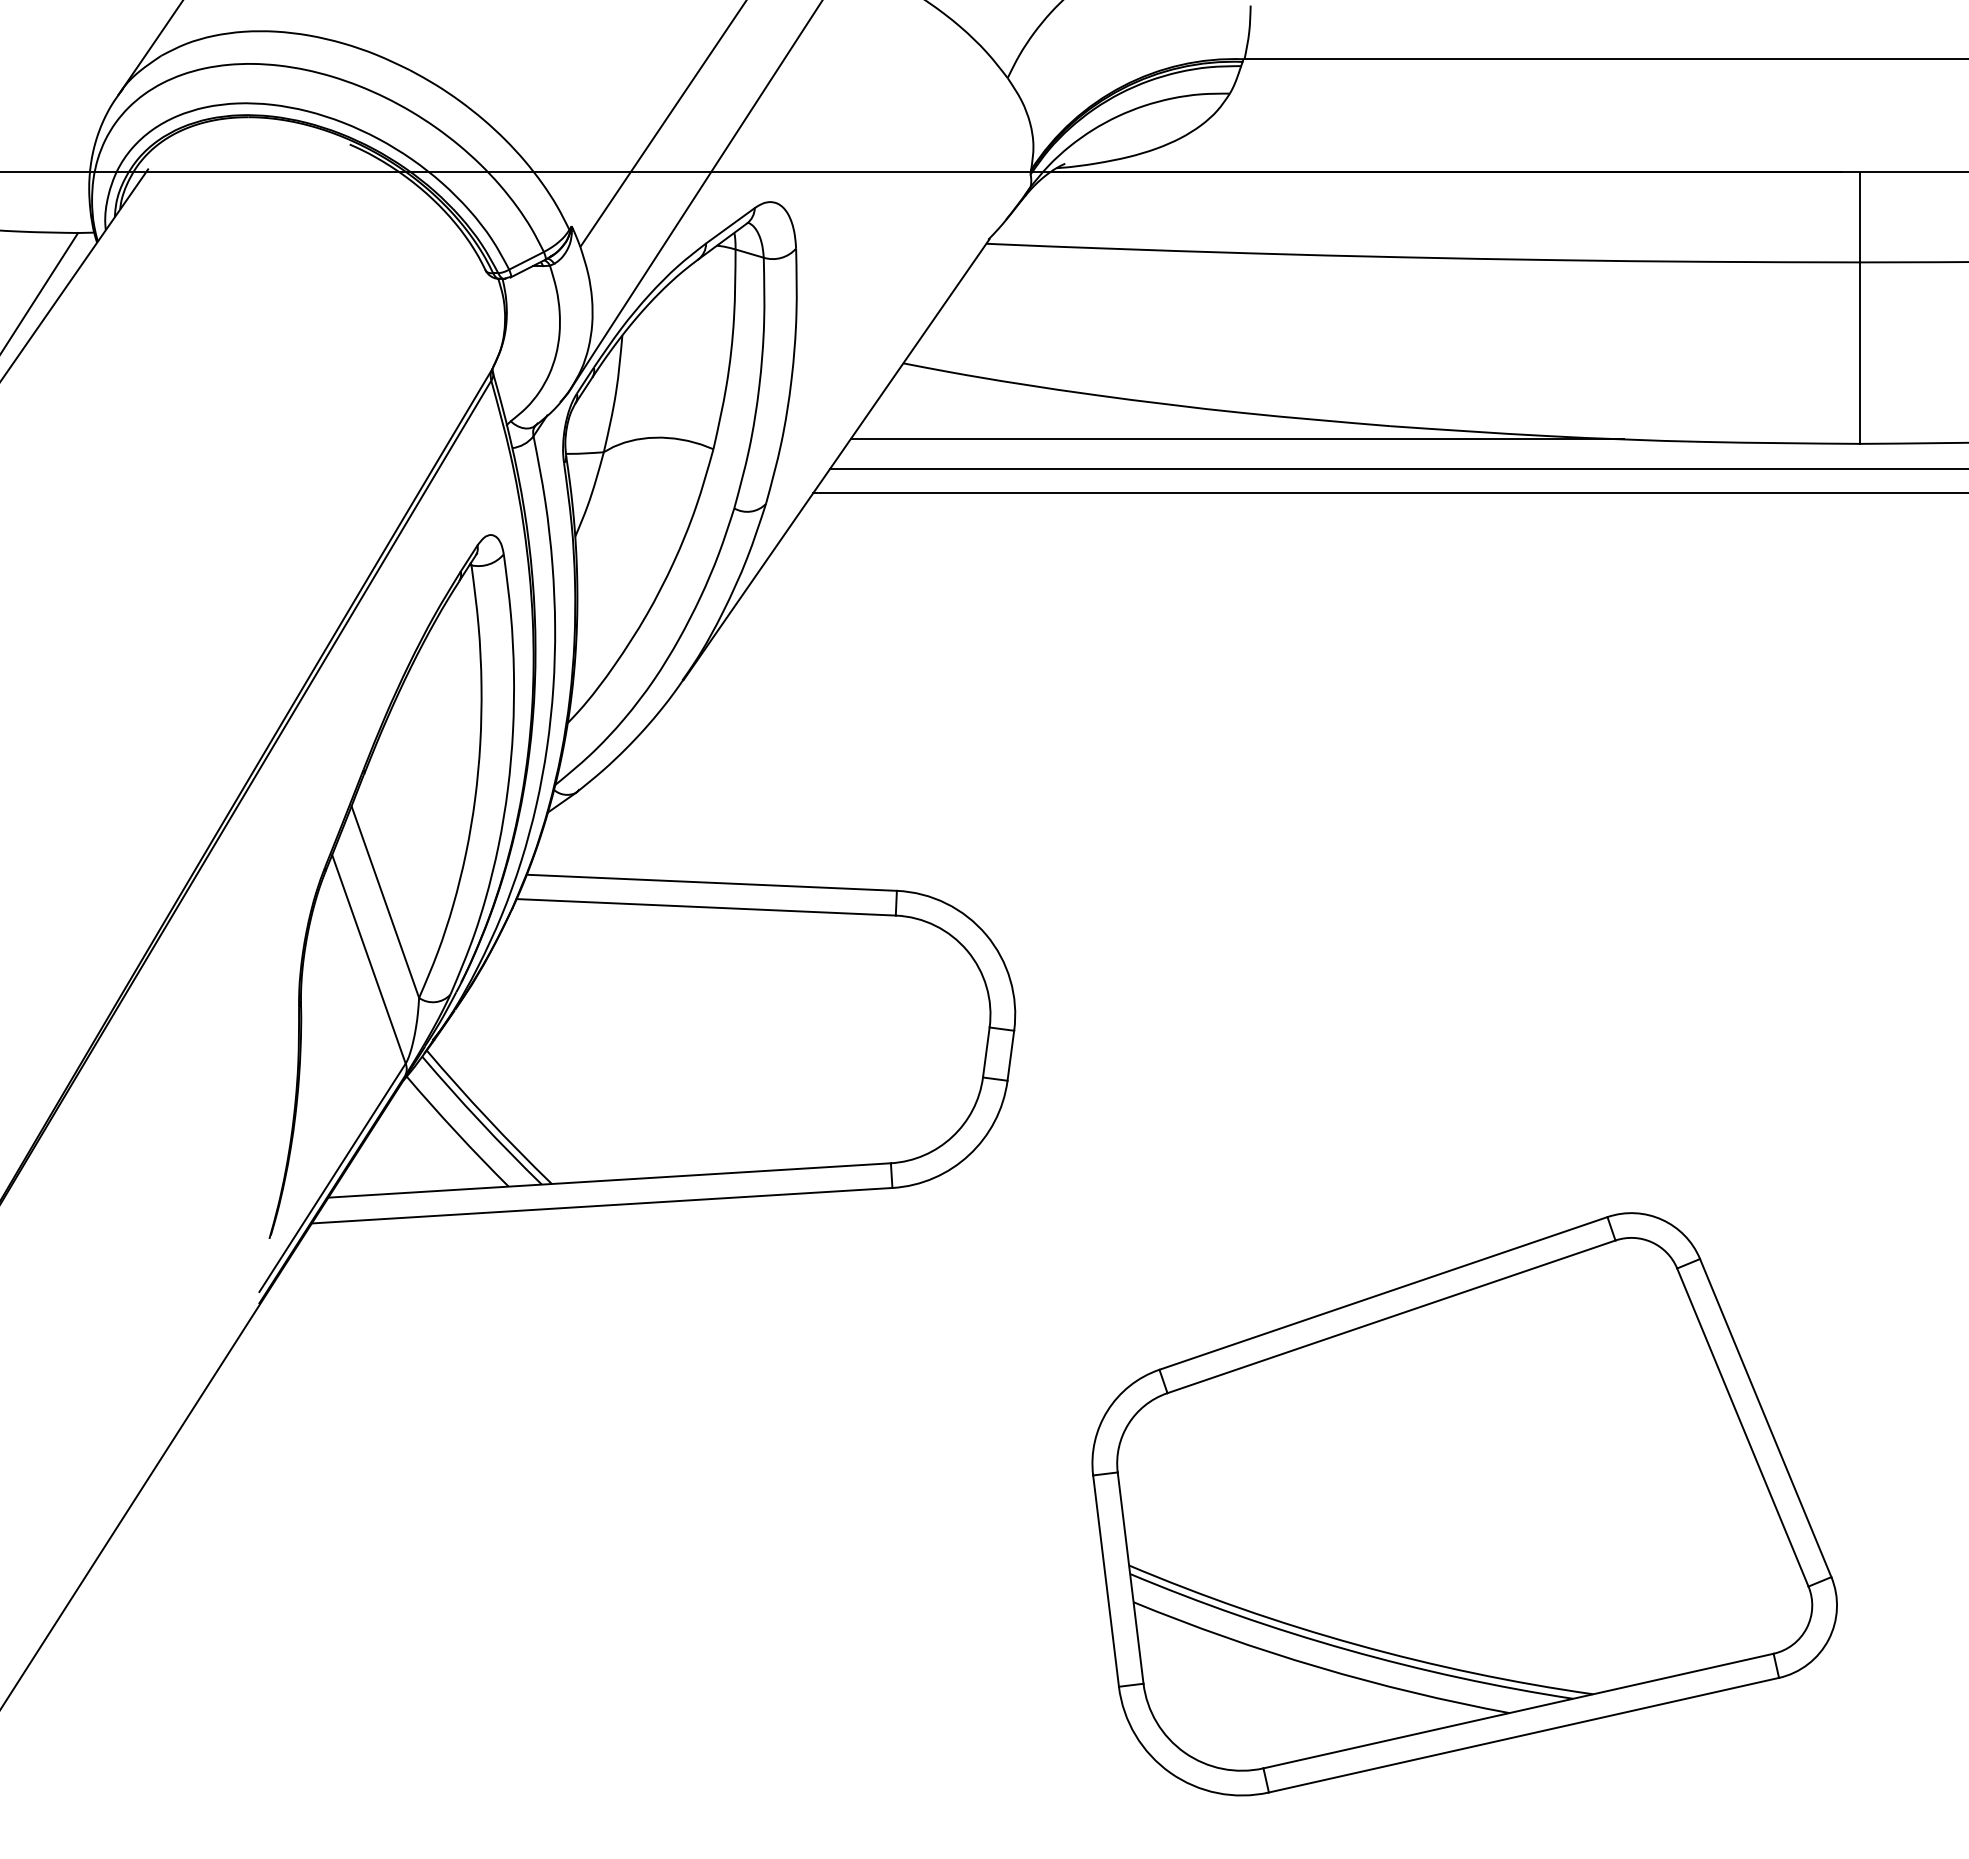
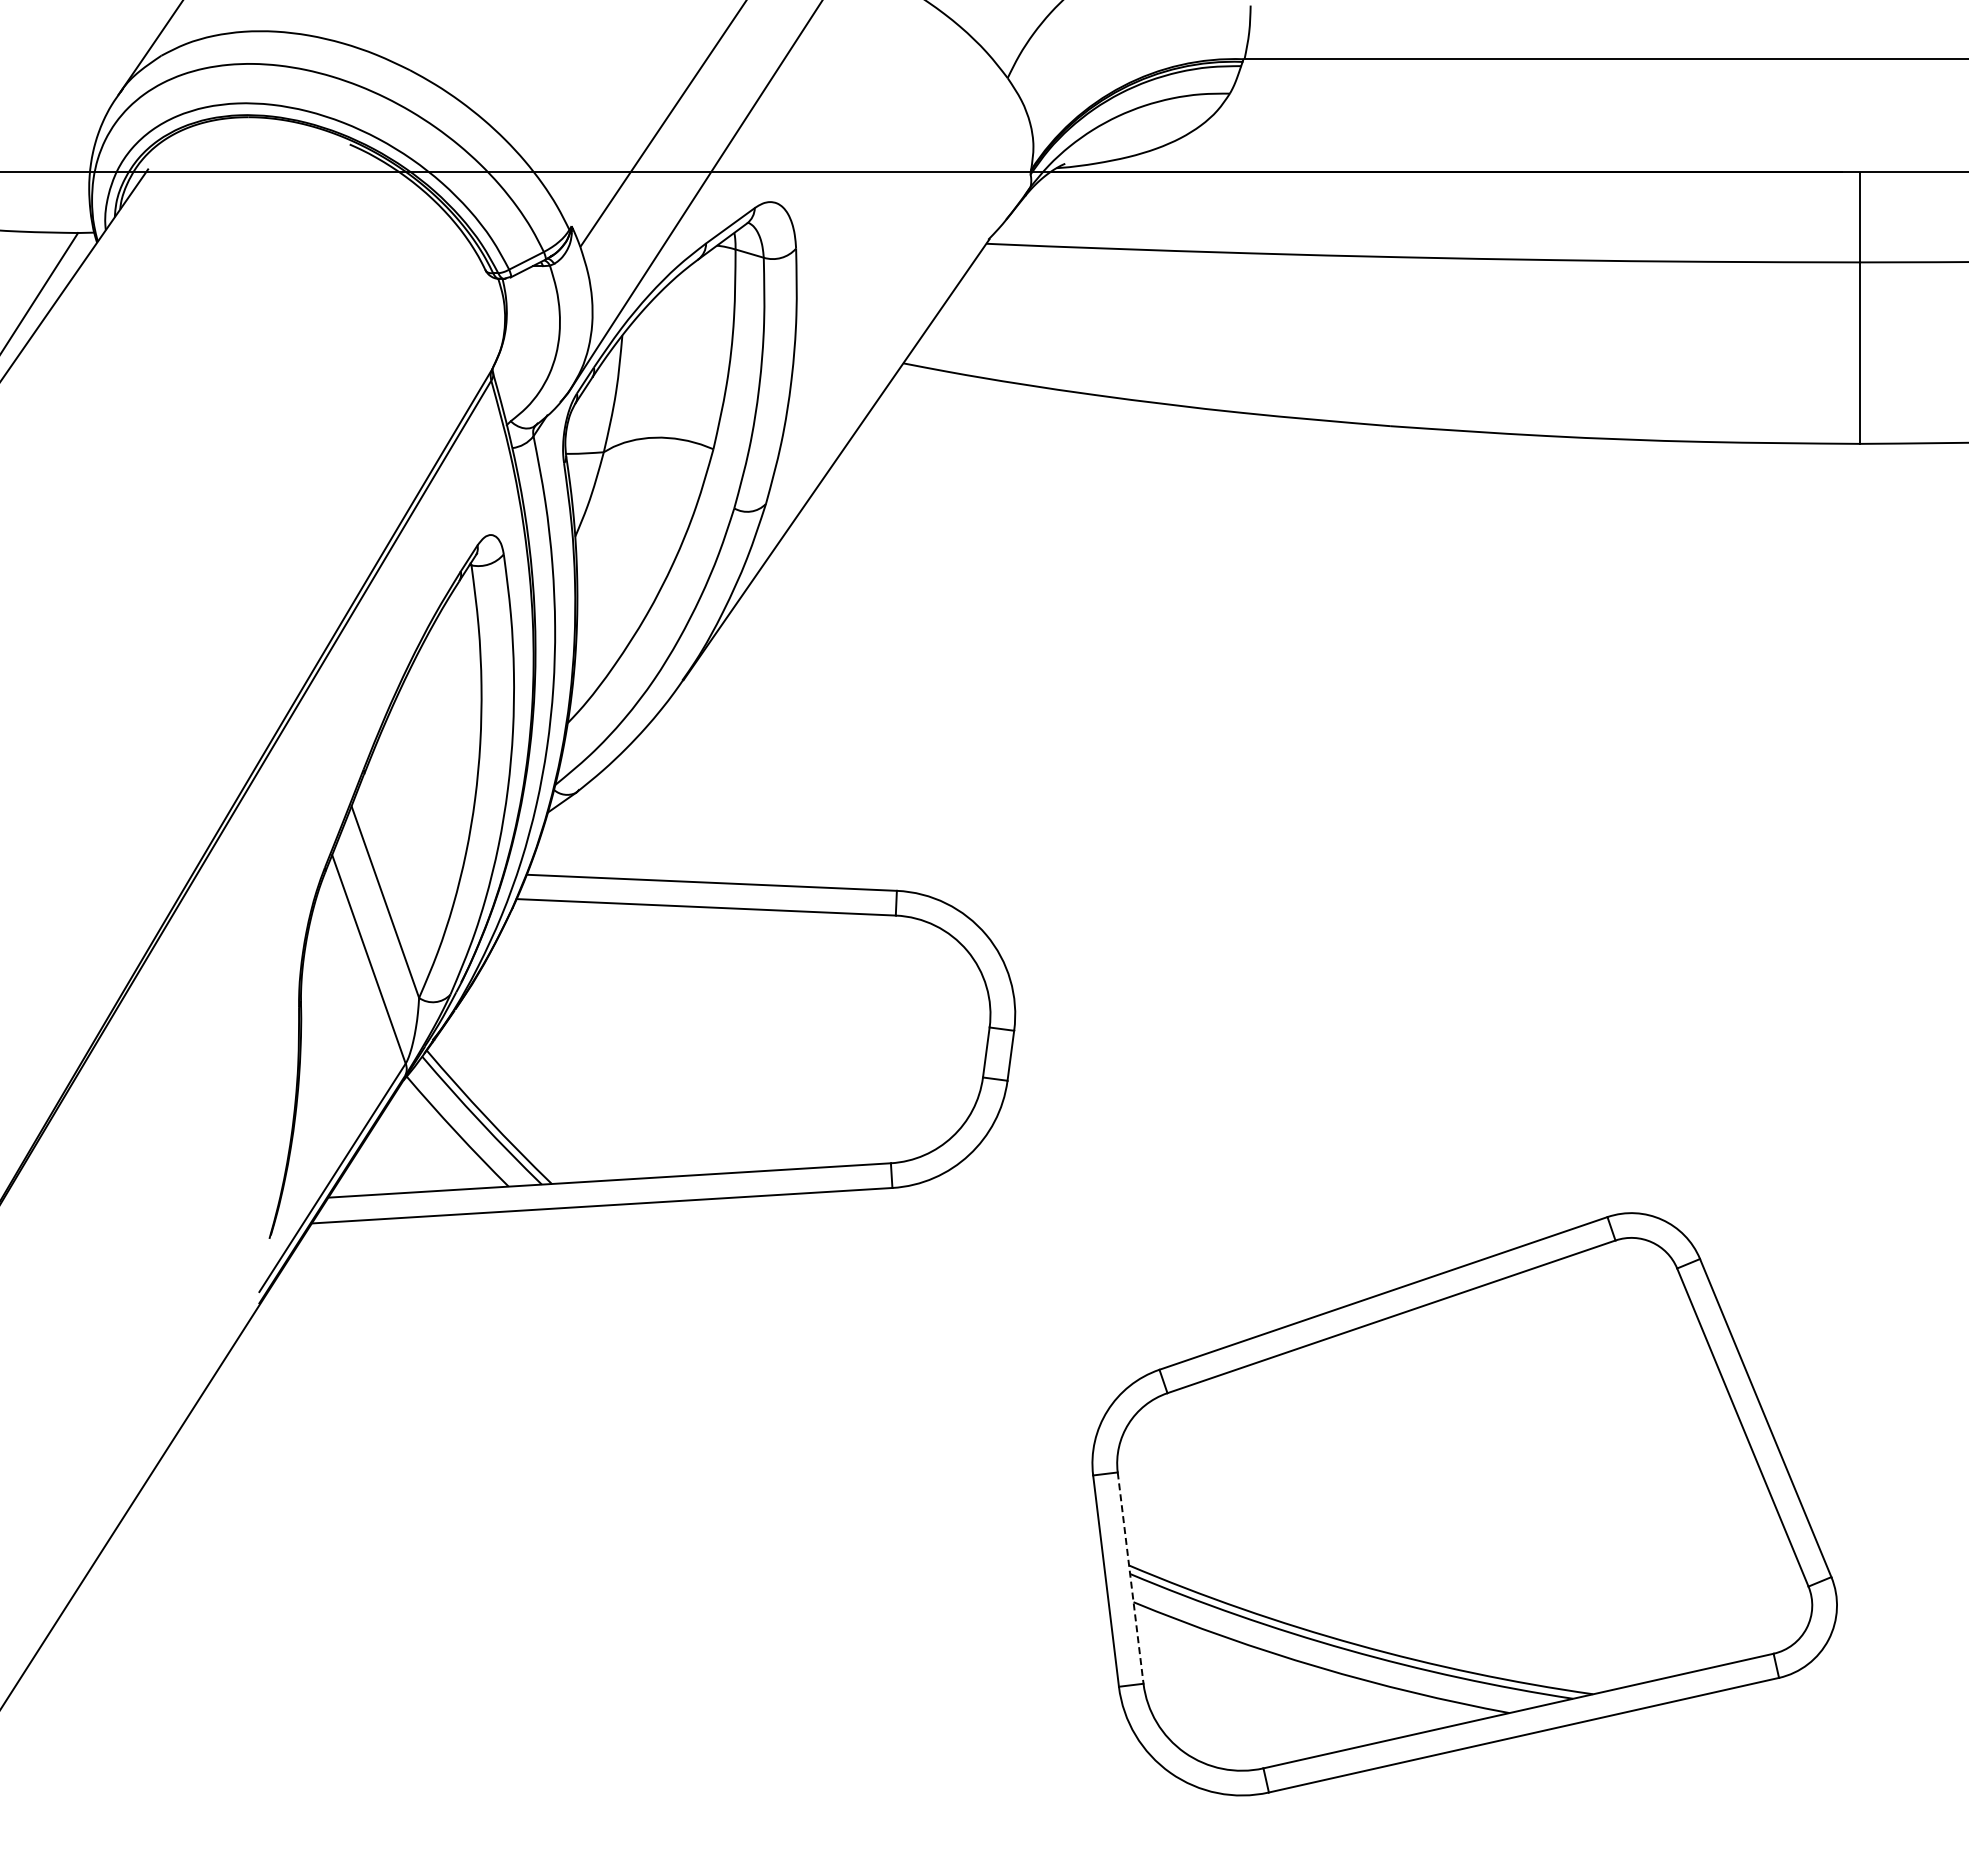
line: present -> none (1237, 438)
line: present -> none (1397, 468)
line: present -> none (1389, 493)
line: solid -> dashed (1130, 1578)
